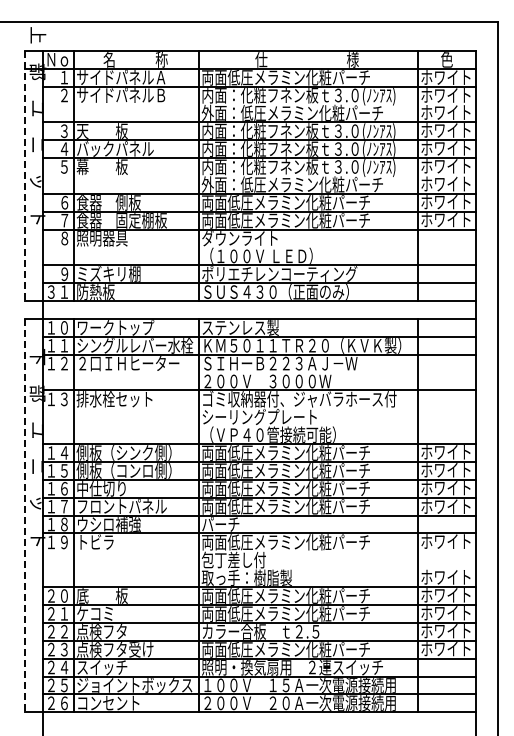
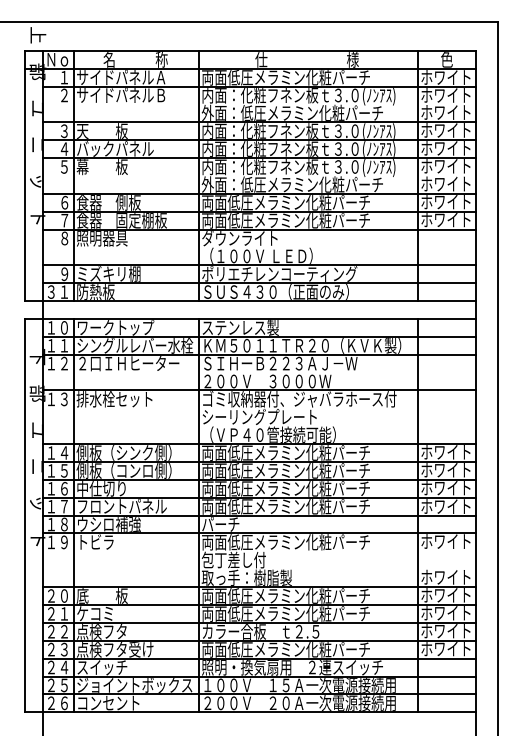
line: dashed -> solid (24, 176)
line: dashed -> solid (24, 515)
